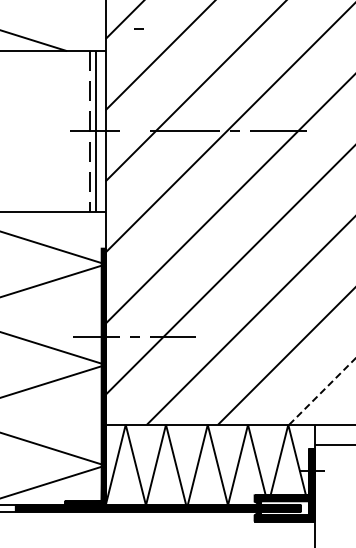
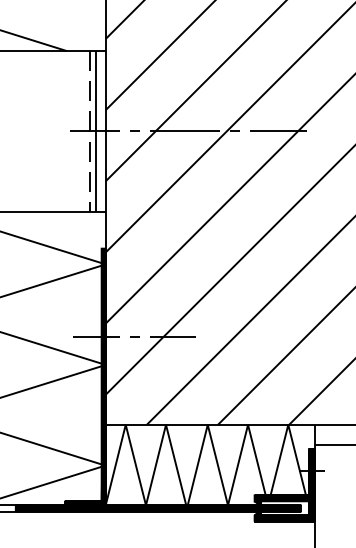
line position: (138, 28) -> (134, 130) (134, 130)
line: dashed -> solid (322, 391)
